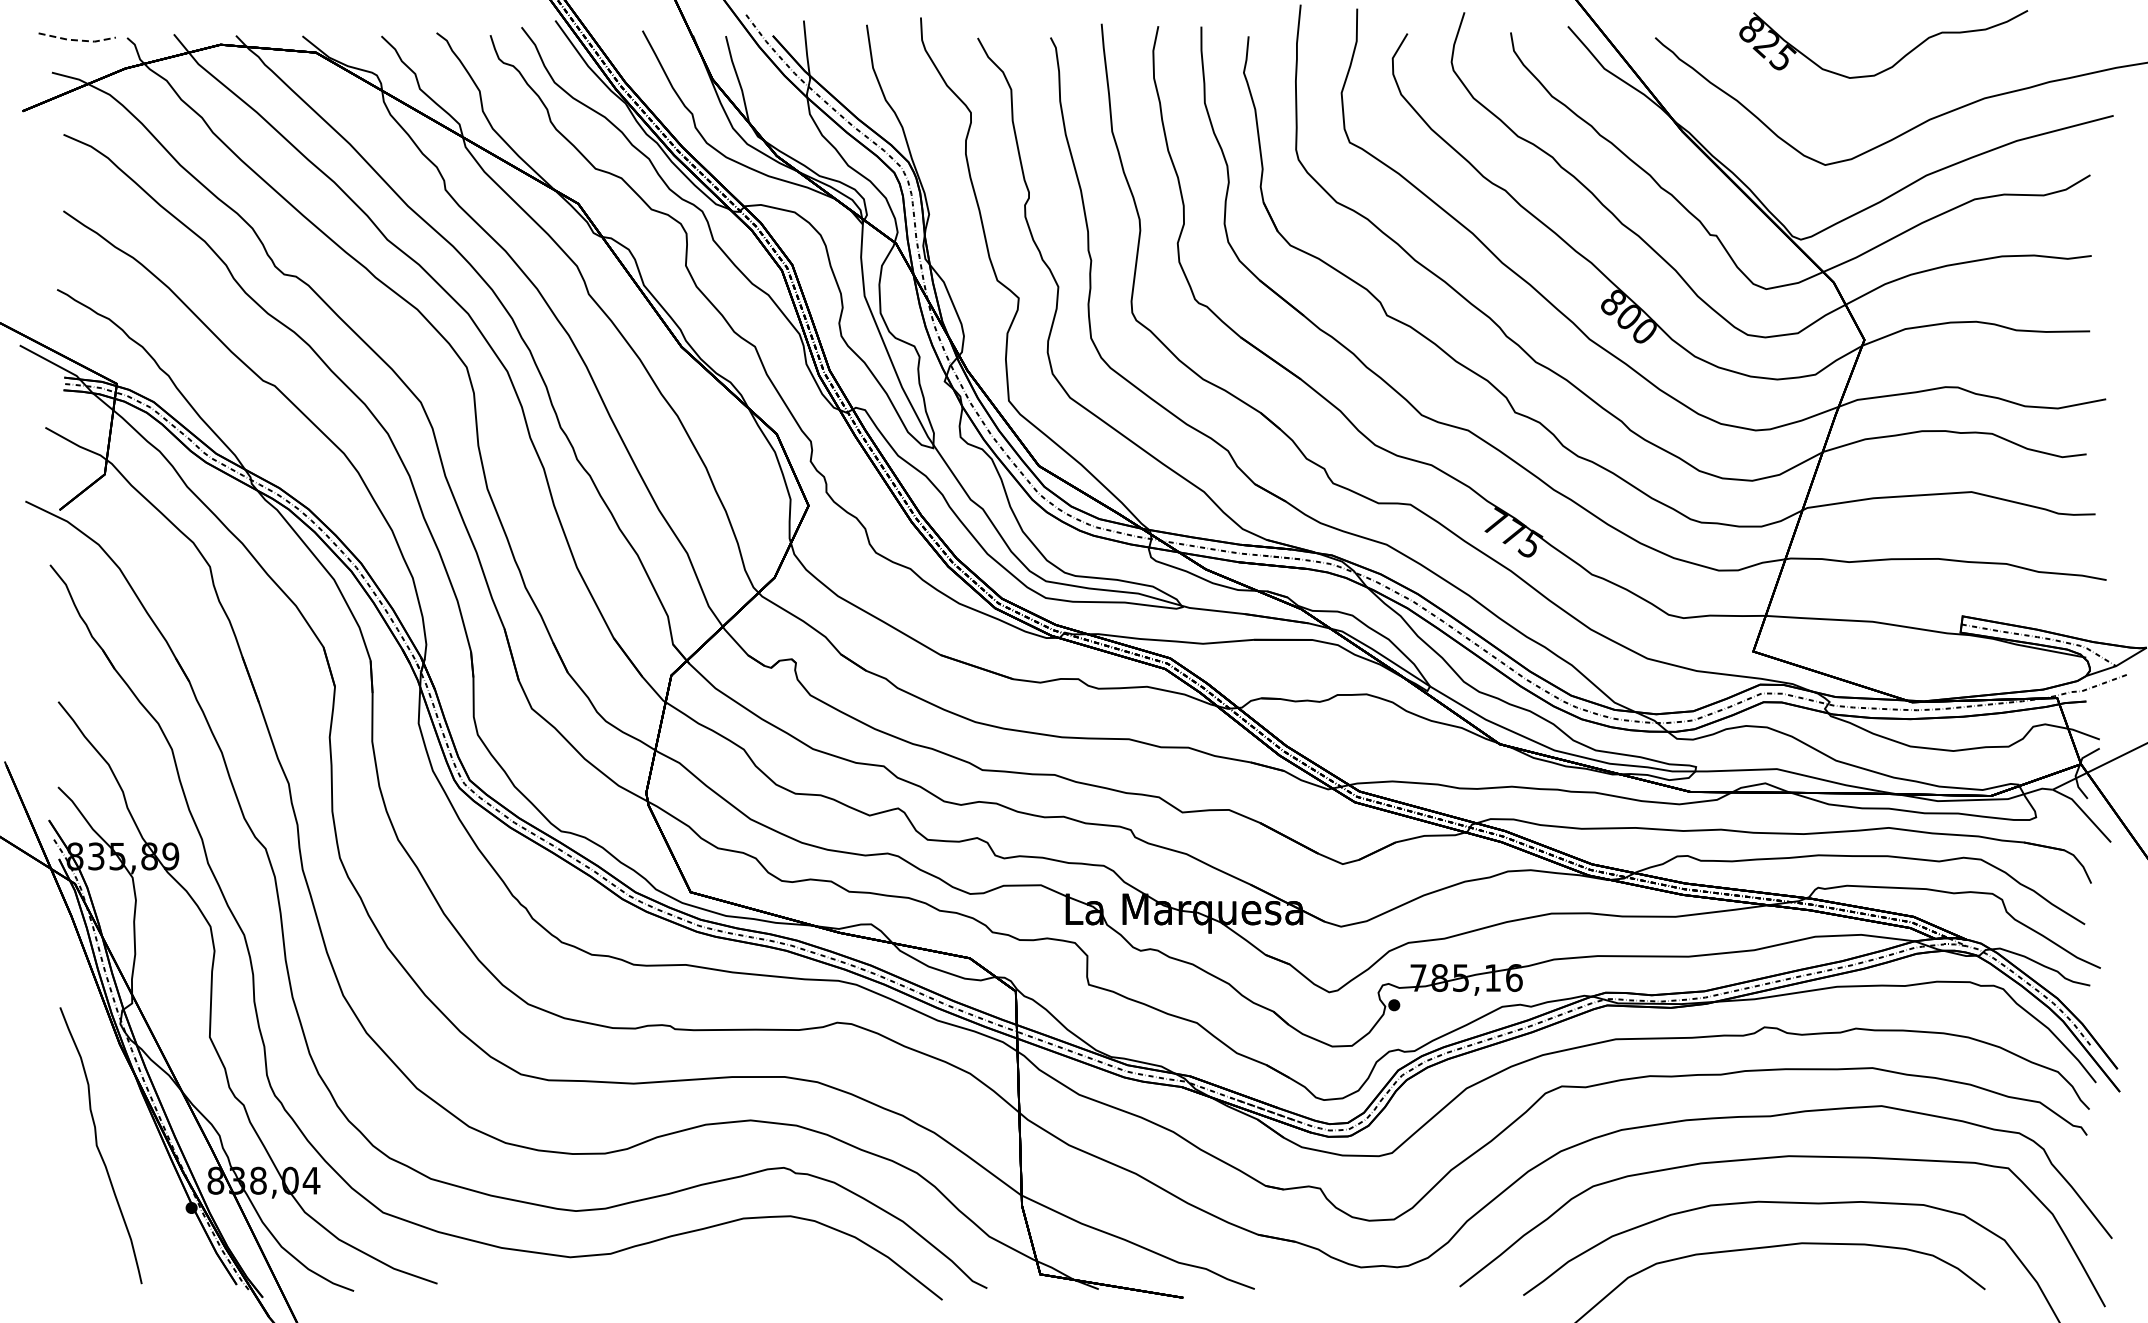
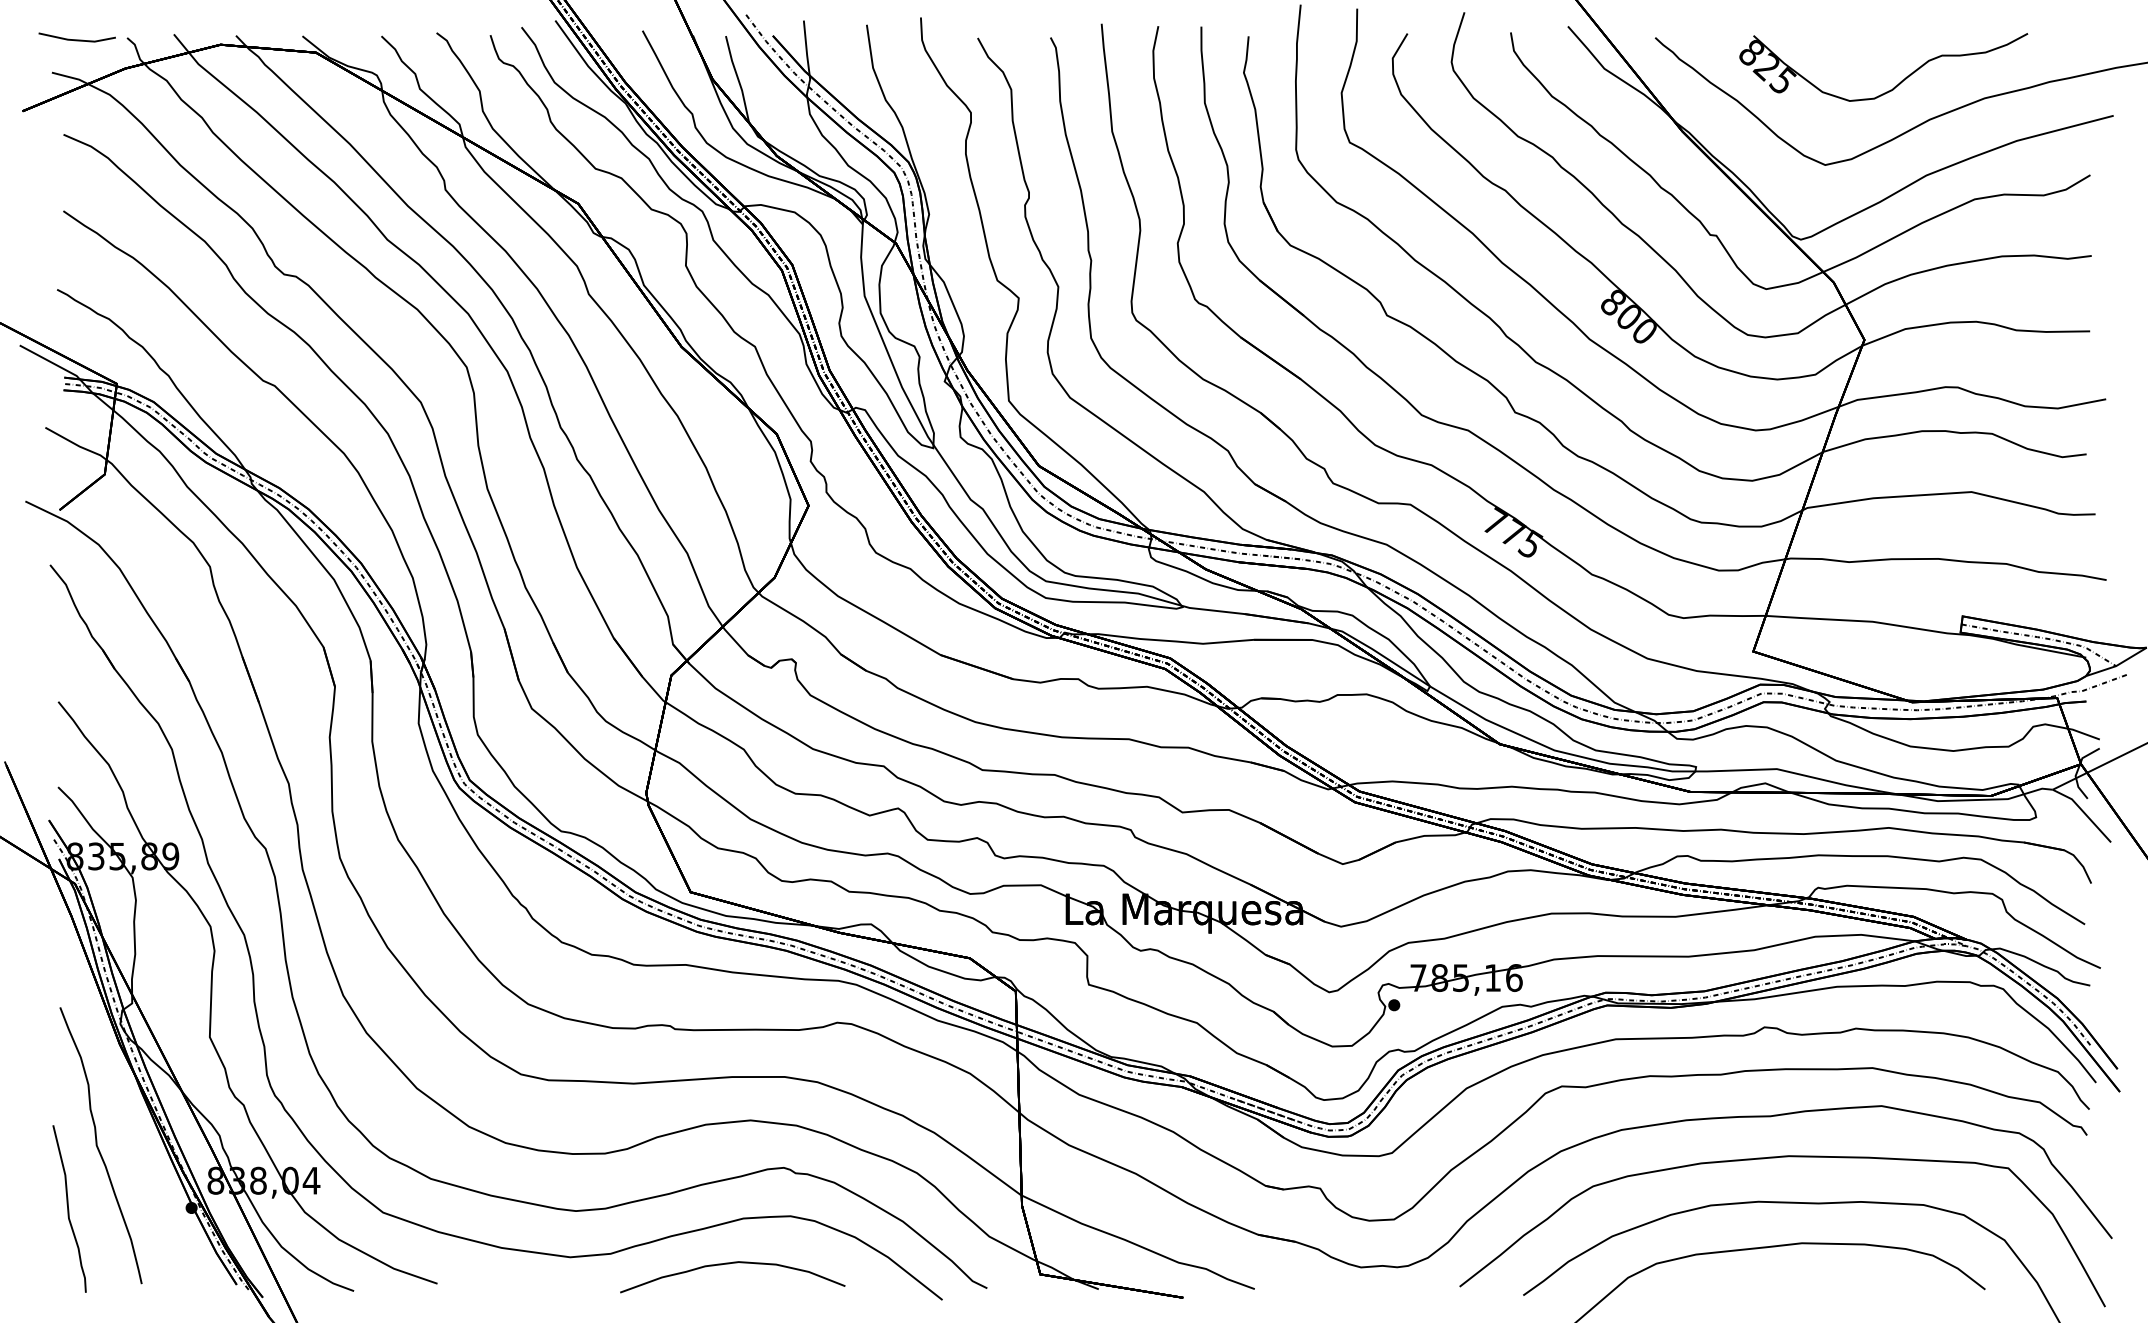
line: dashed -> solid (77, 40)
part position: (1899, 59) -> (1899, 82) (1899, 82)
curve: none -> present (68, 1208)
curve: none -> present (729, 1264)
